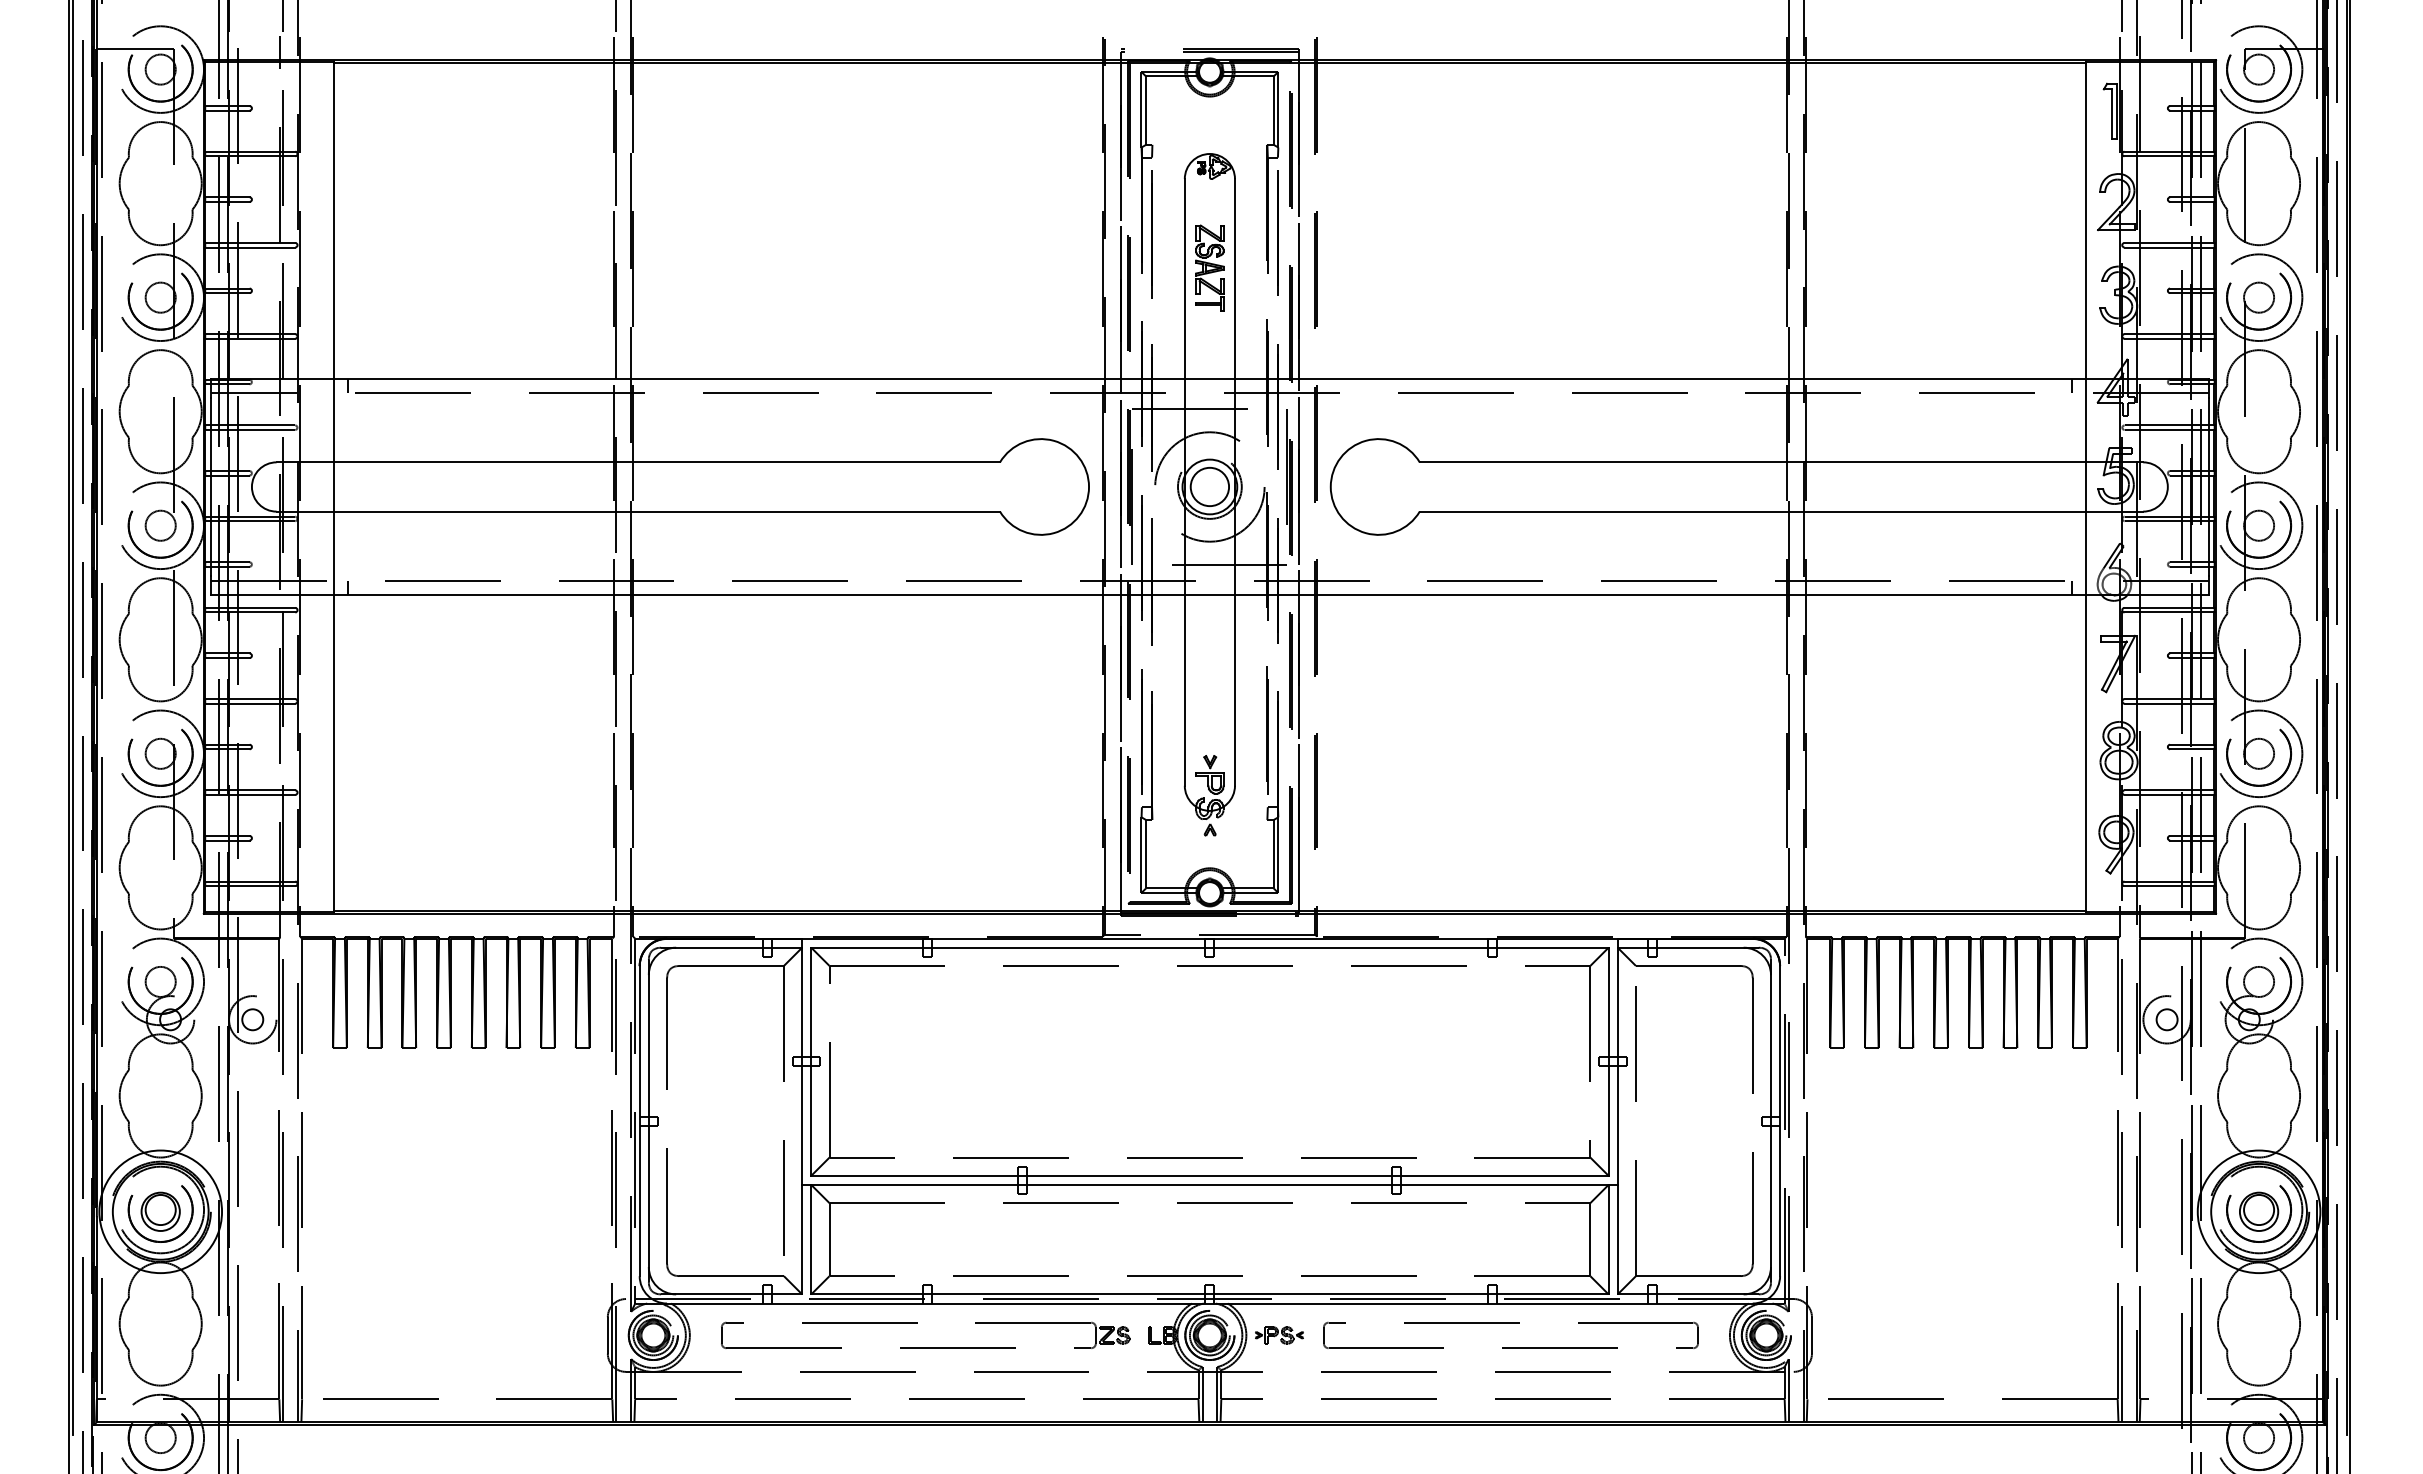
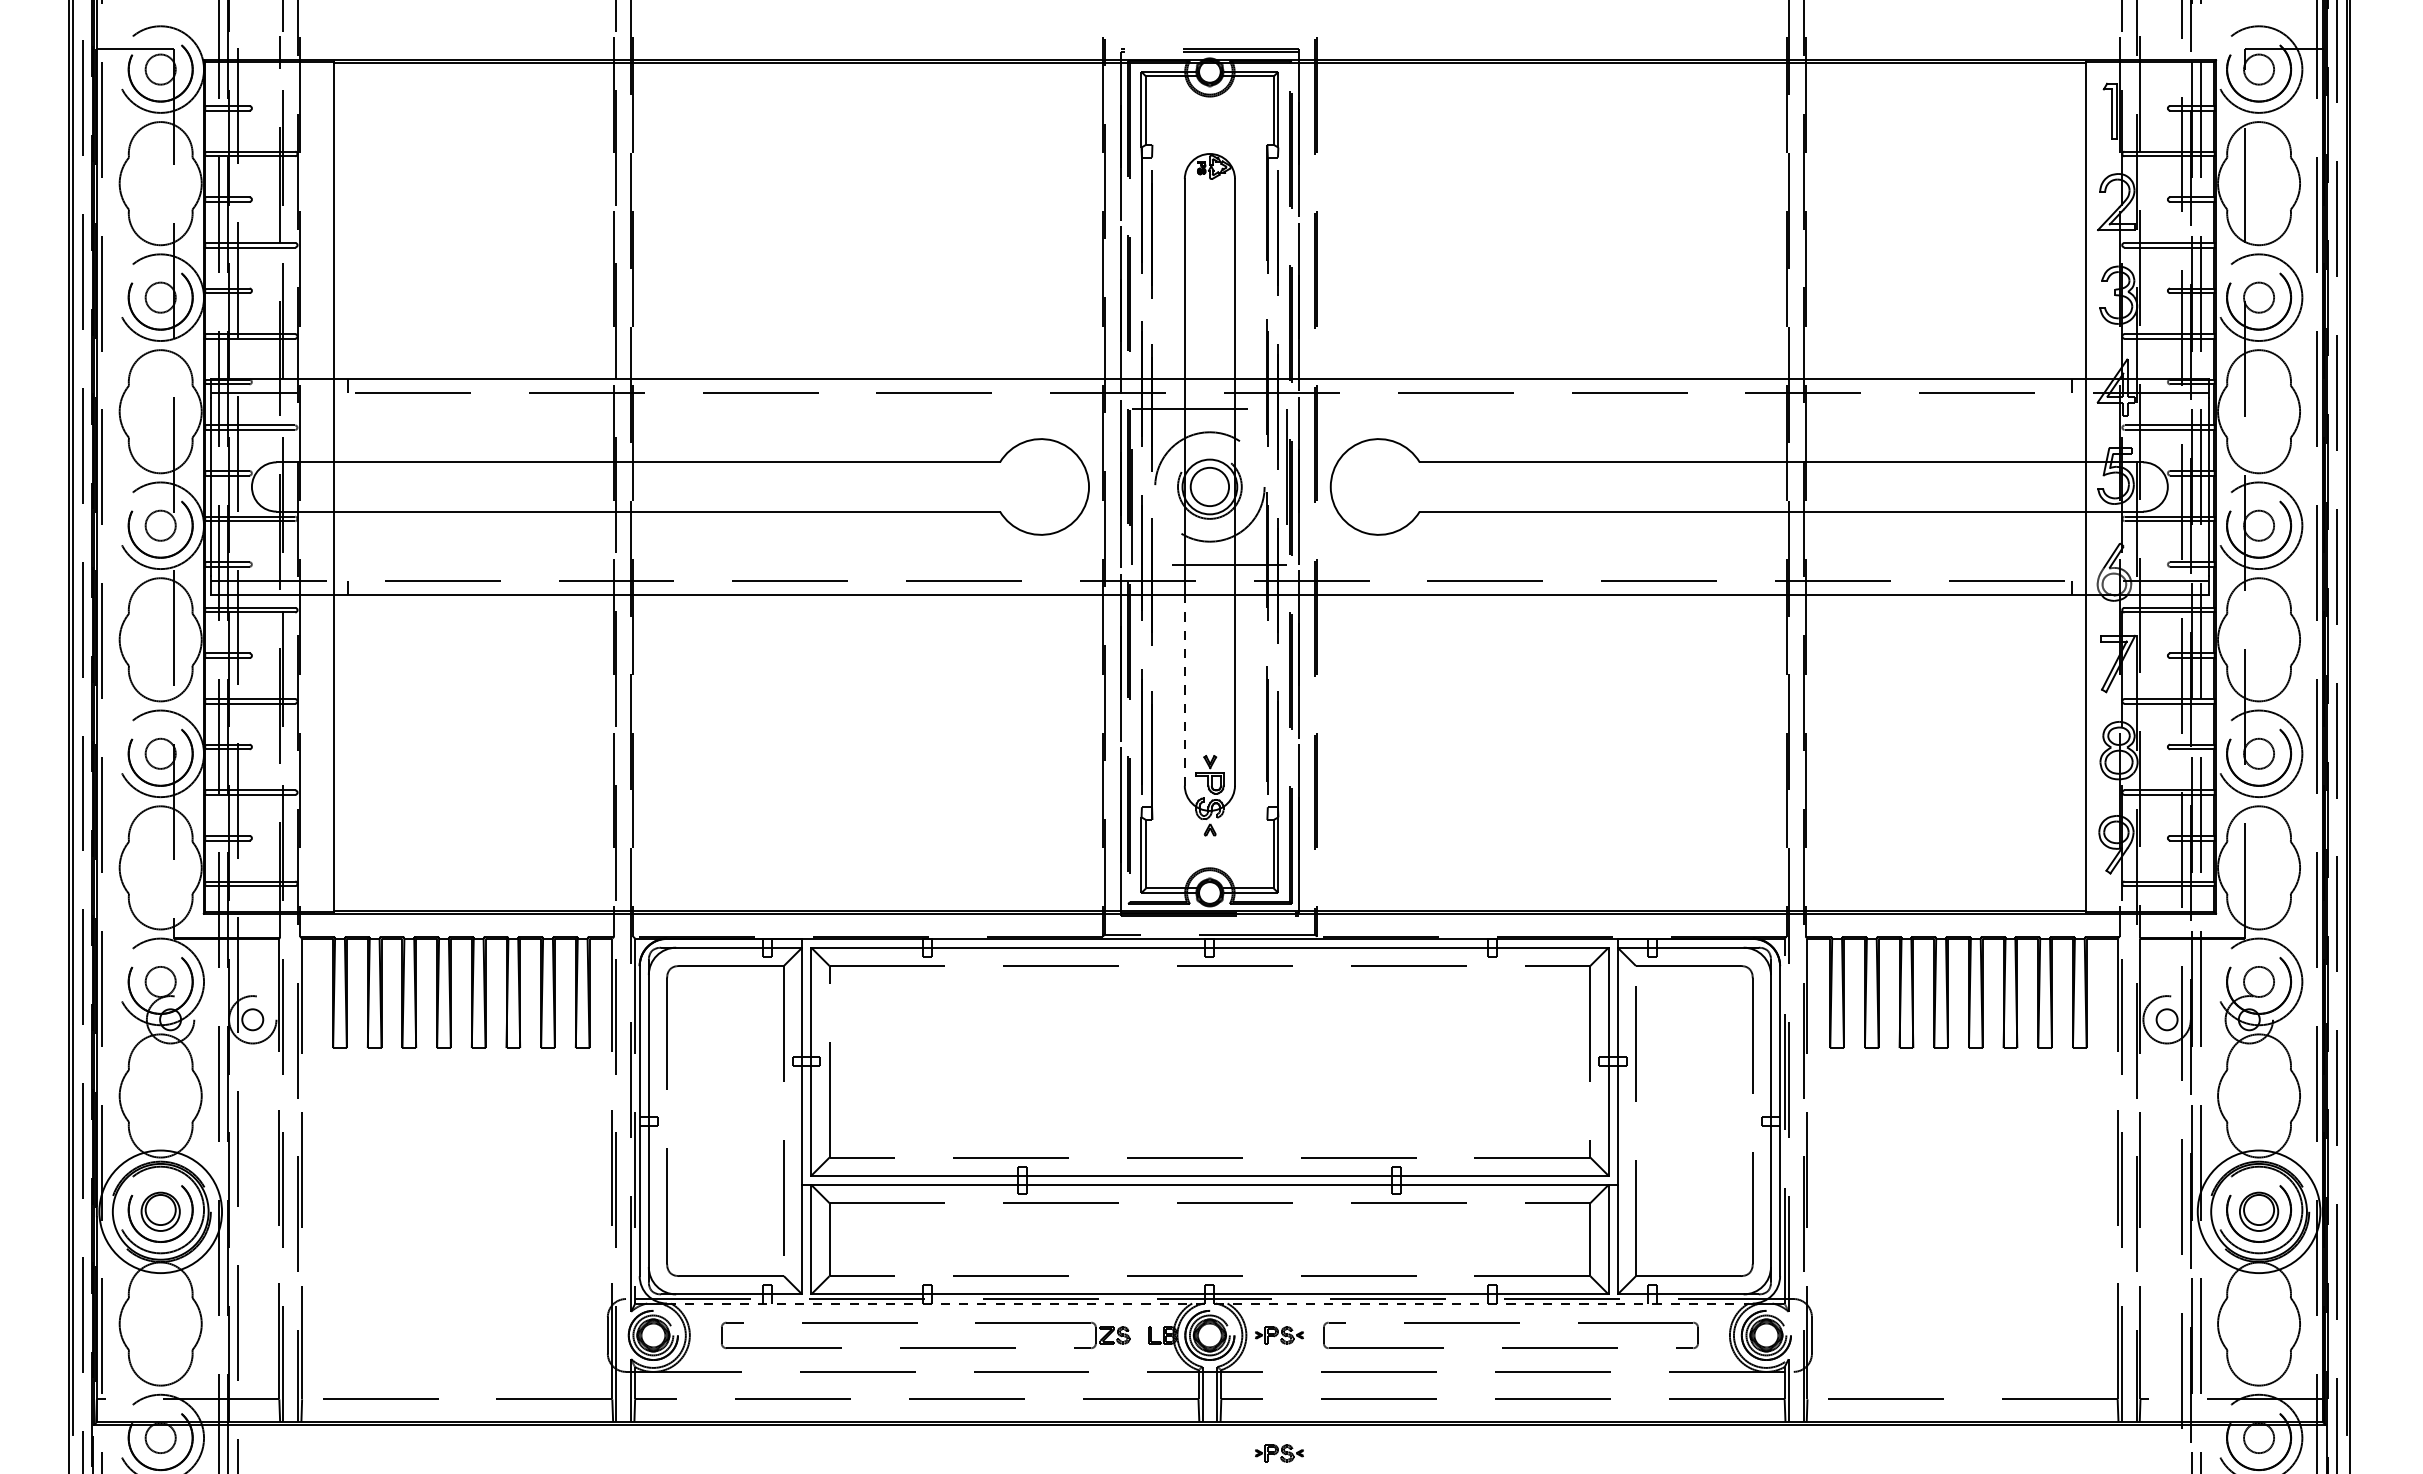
part: present -> none (1209, 267)
line: solid -> dashed (1184, 690)
line: solid -> dashed (1209, 1303)
part: none -> present (1279, 1453)
